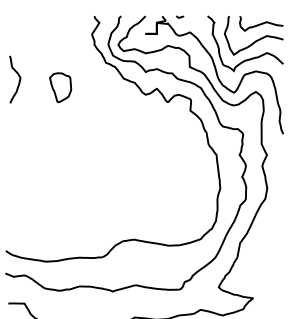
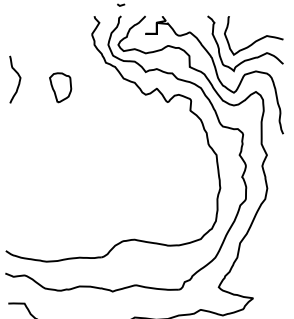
line position: (180, 16) -> (121, 4) (121, 4)
curve: present -> none (261, 23)
